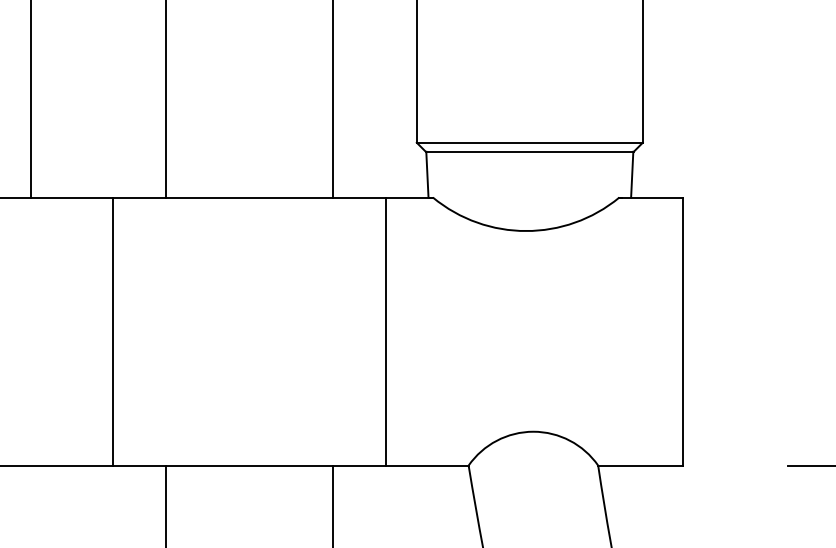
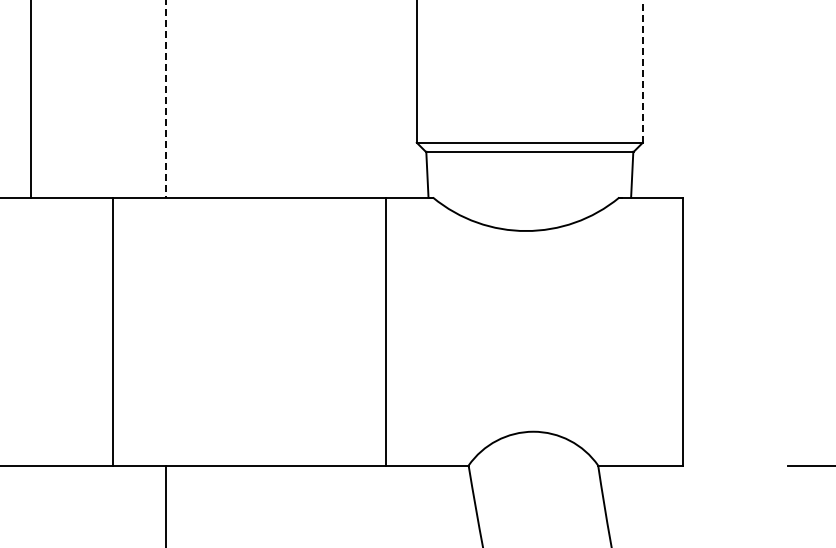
line: solid -> dashed (642, 71)
line: solid -> dashed (165, 99)
line: present -> none (333, 99)
line: present -> none (333, 504)
